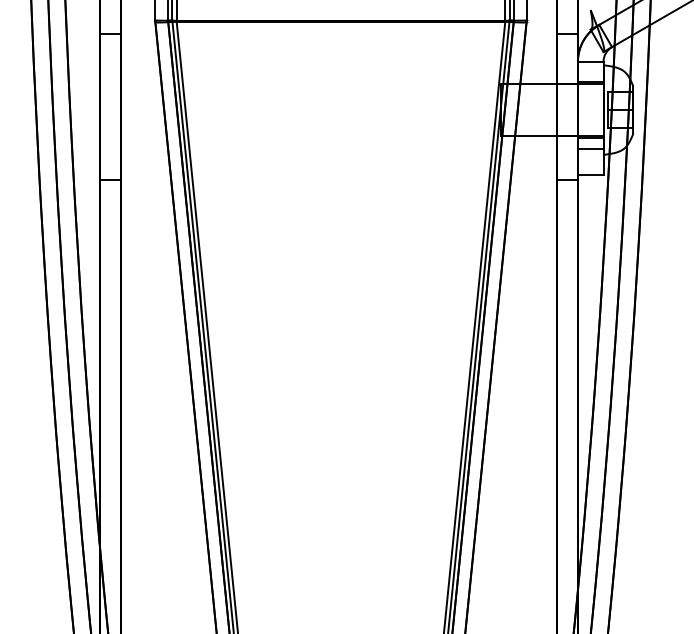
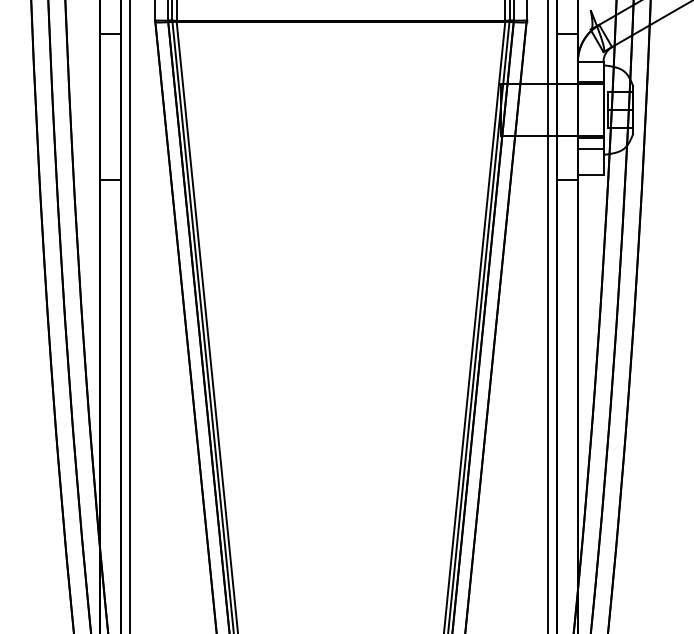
line: none -> present (129, 316)
line: none -> present (548, 316)
